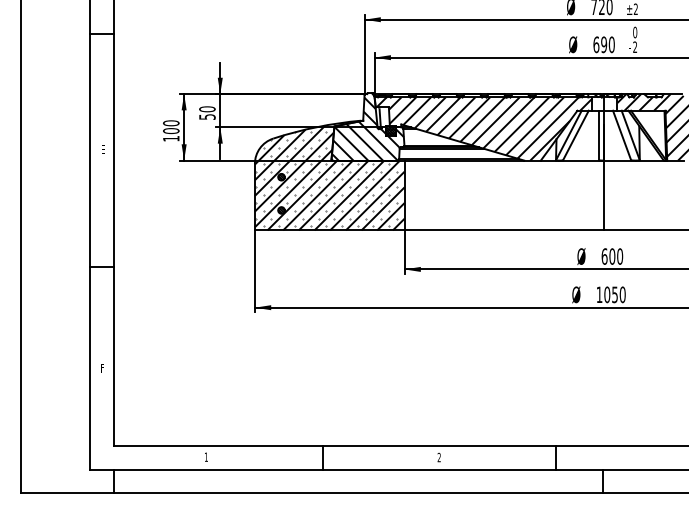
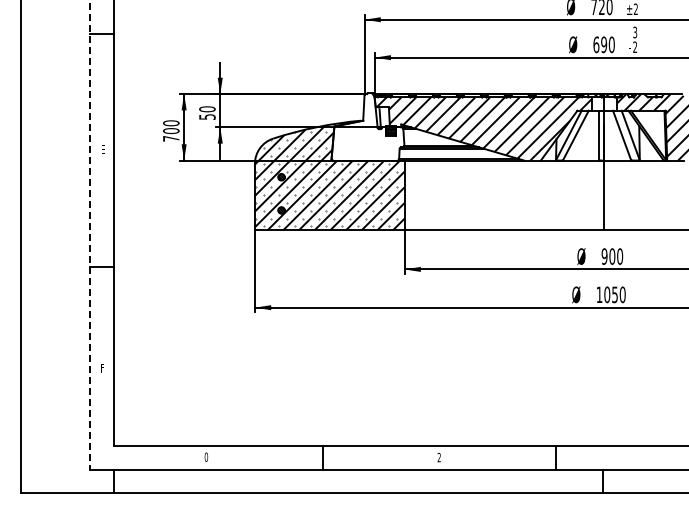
text: 0 -> 3 (635, 32)
hatch: present -> none (367, 128)
text: 100 -> 700 (171, 138)
line: solid -> dashed (90, 235)
text: 600 -> 900 (604, 256)
text: 1 -> 0 (206, 456)
